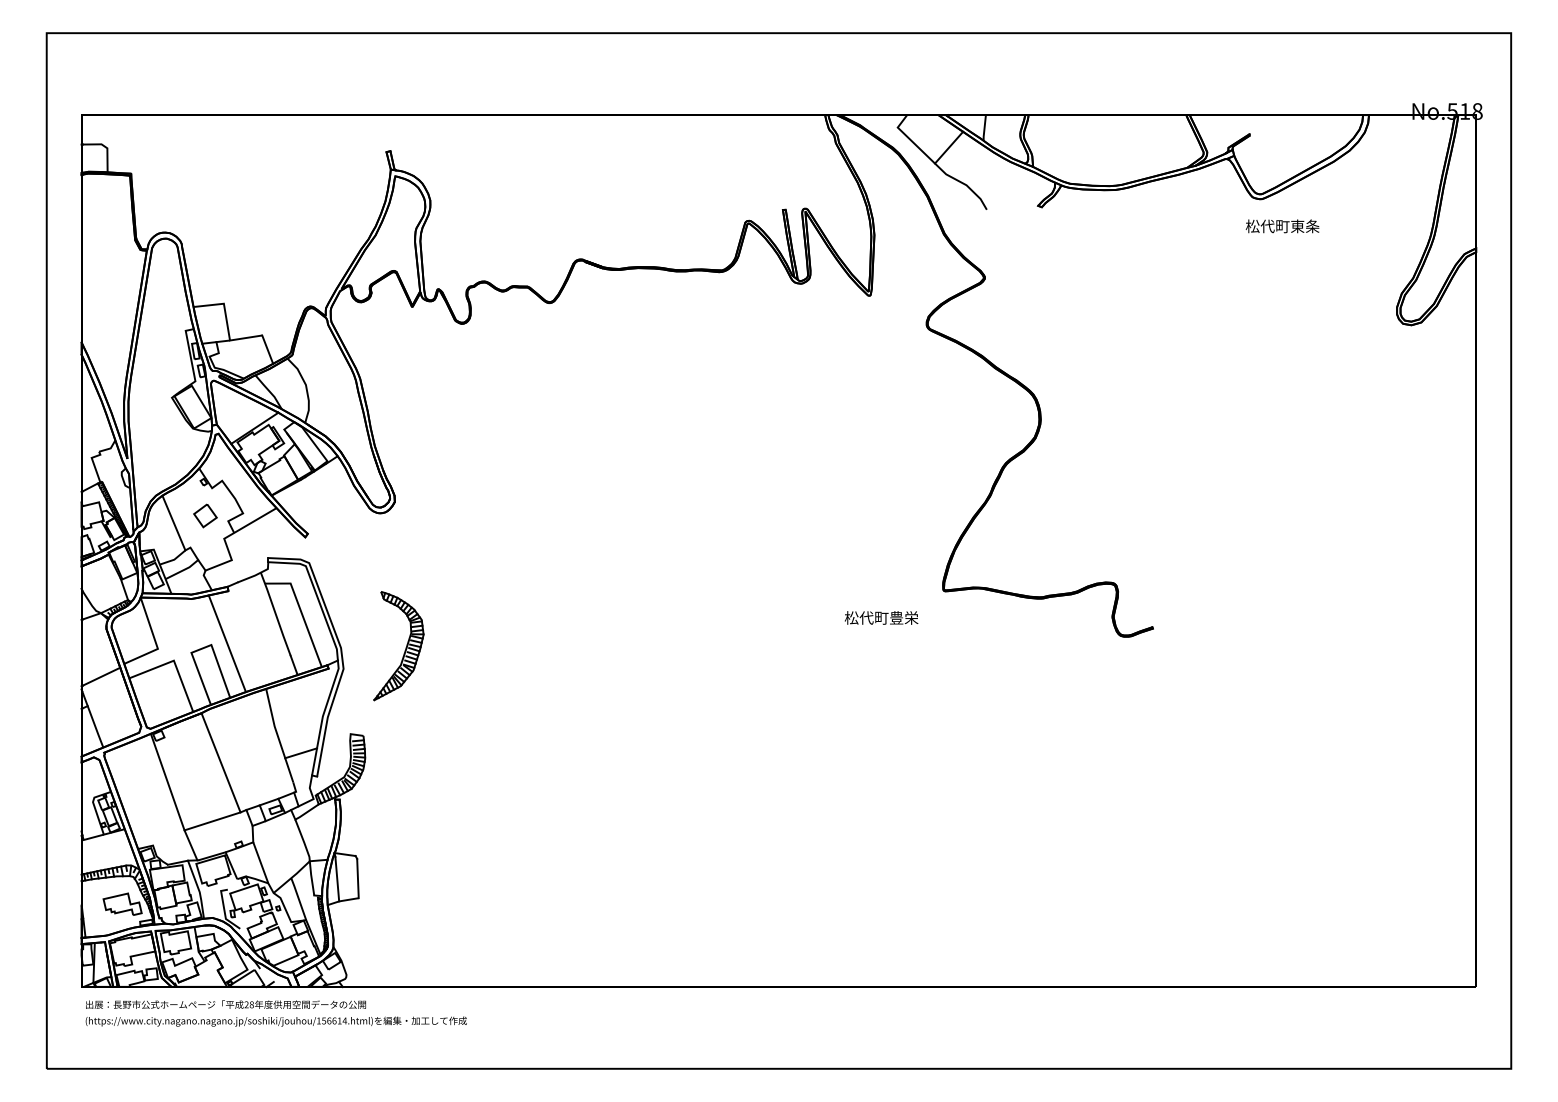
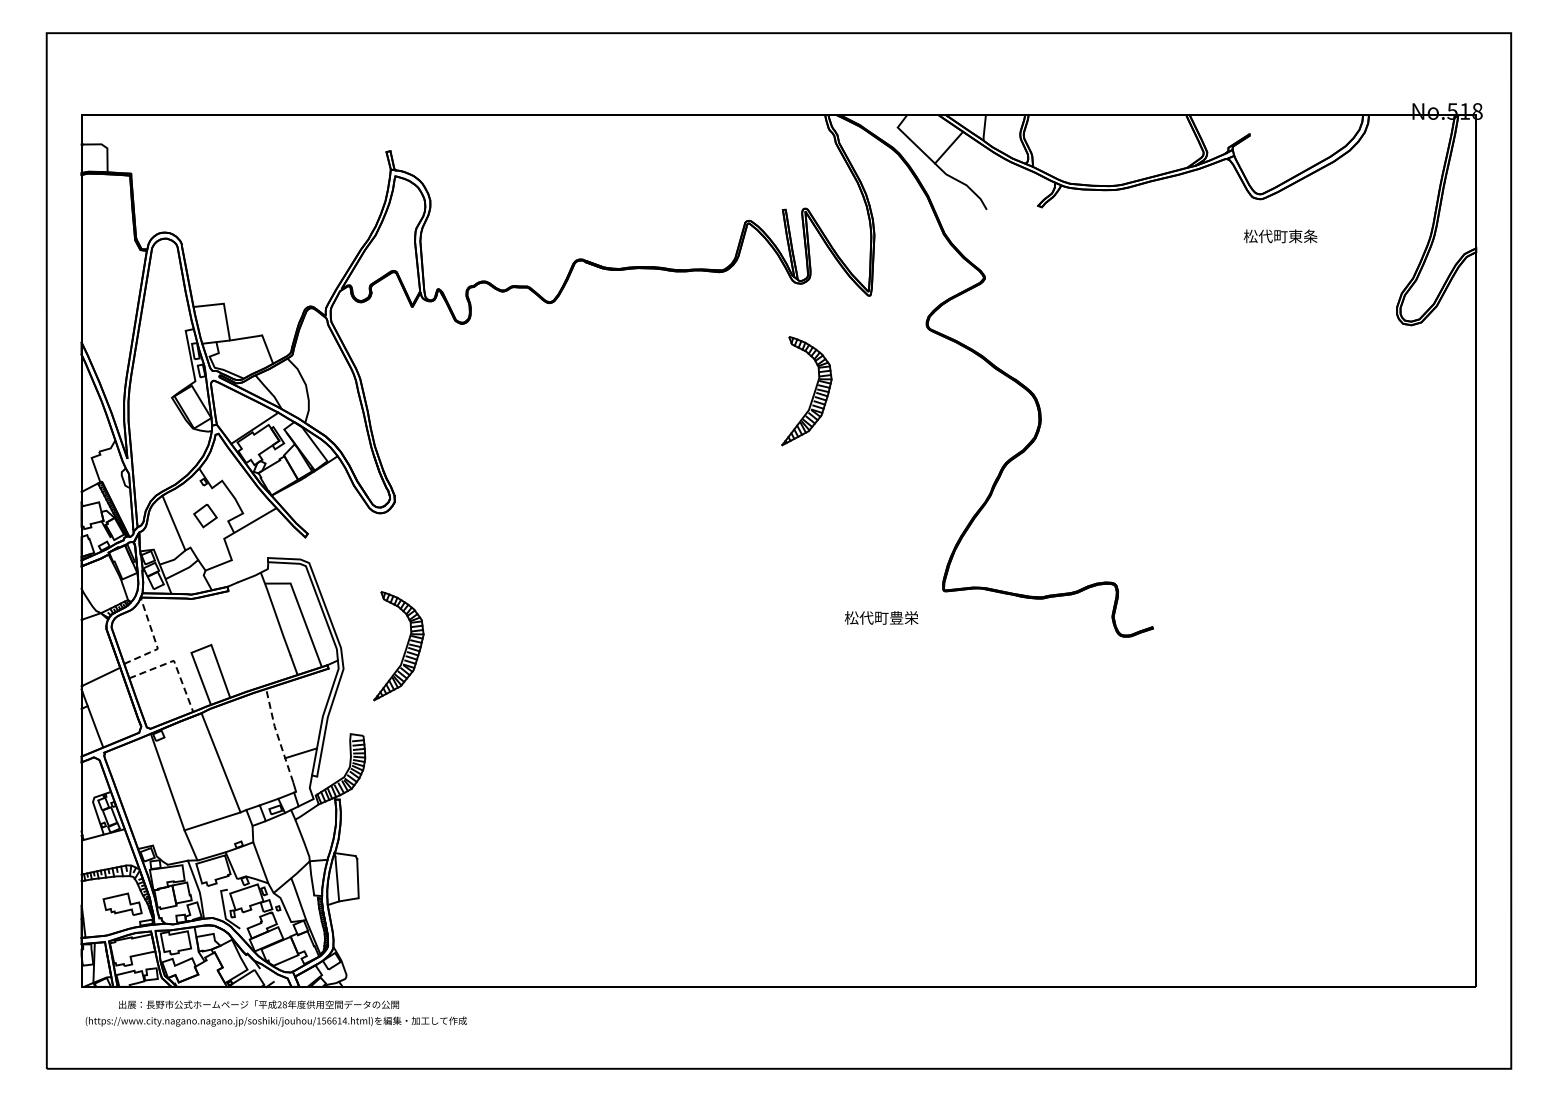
text position: (1282, 226) -> (1280, 236) (1280, 236)
part: none -> present (813, 392)
line: solid -> dashed (155, 640)
line: present -> none (226, 643)
line: solid -> dashed (174, 663)
line: solid -> dashed (277, 734)
text position: (225, 1004) -> (258, 1004) (258, 1004)
